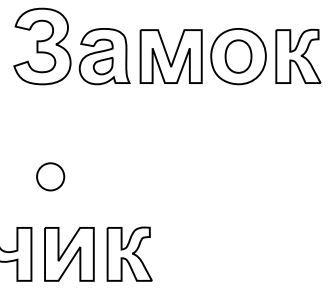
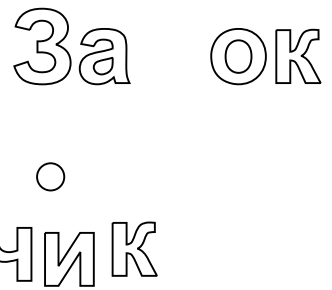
part: present -> none (170, 56)
part position: (129, 253) -> (134, 248) (134, 248)
part position: (69, 254) -> (69, 259) (69, 259)
